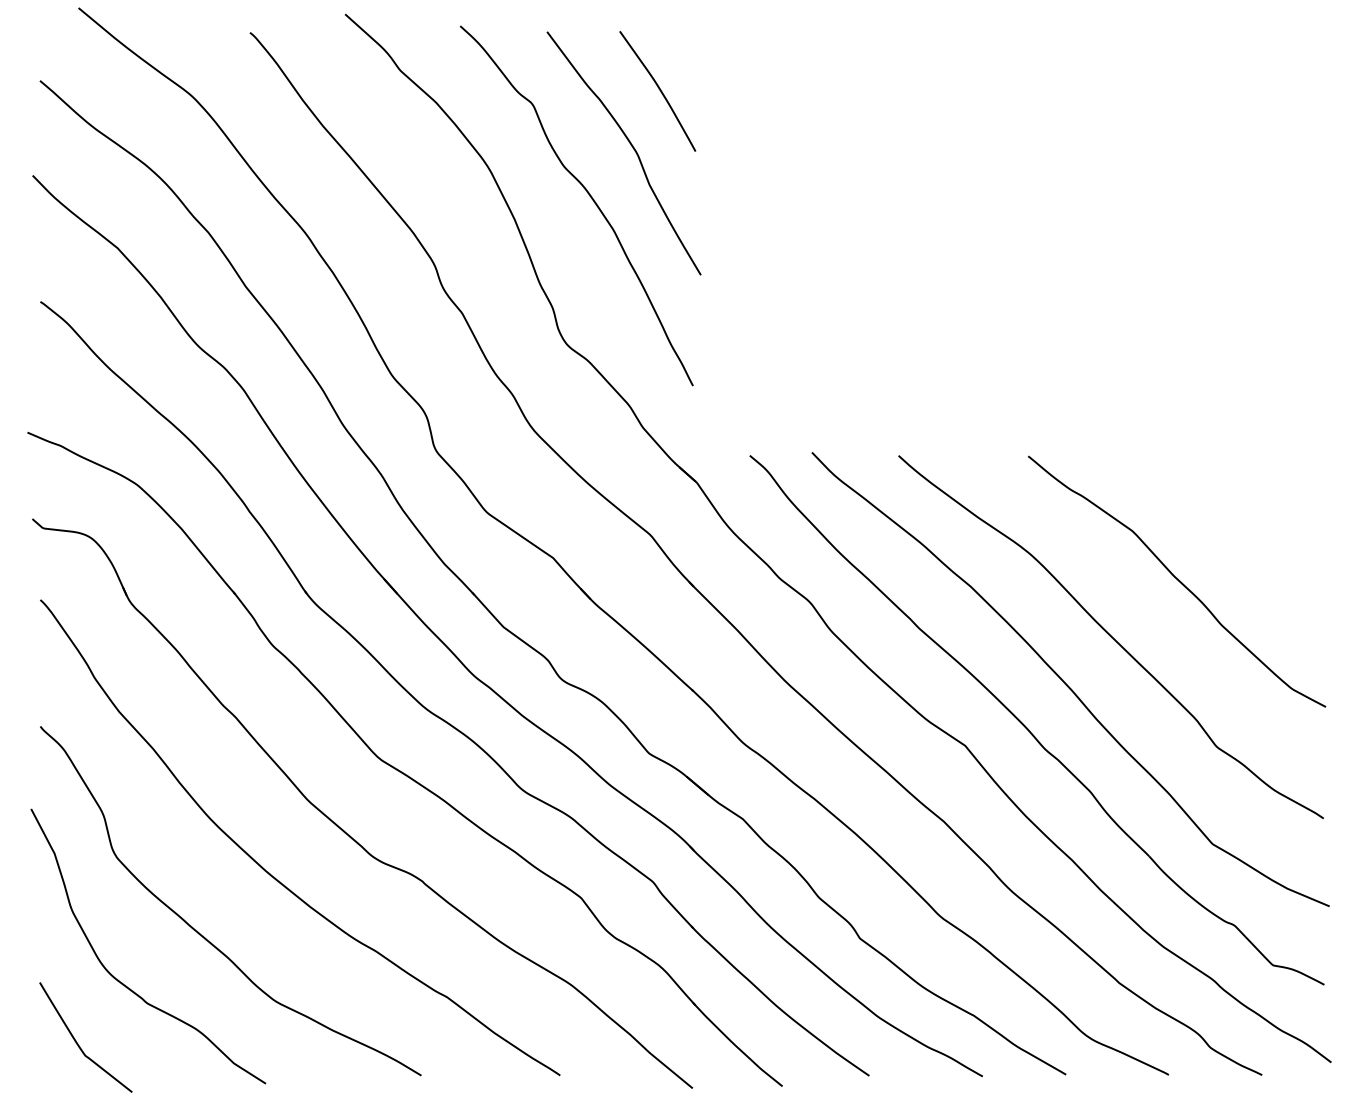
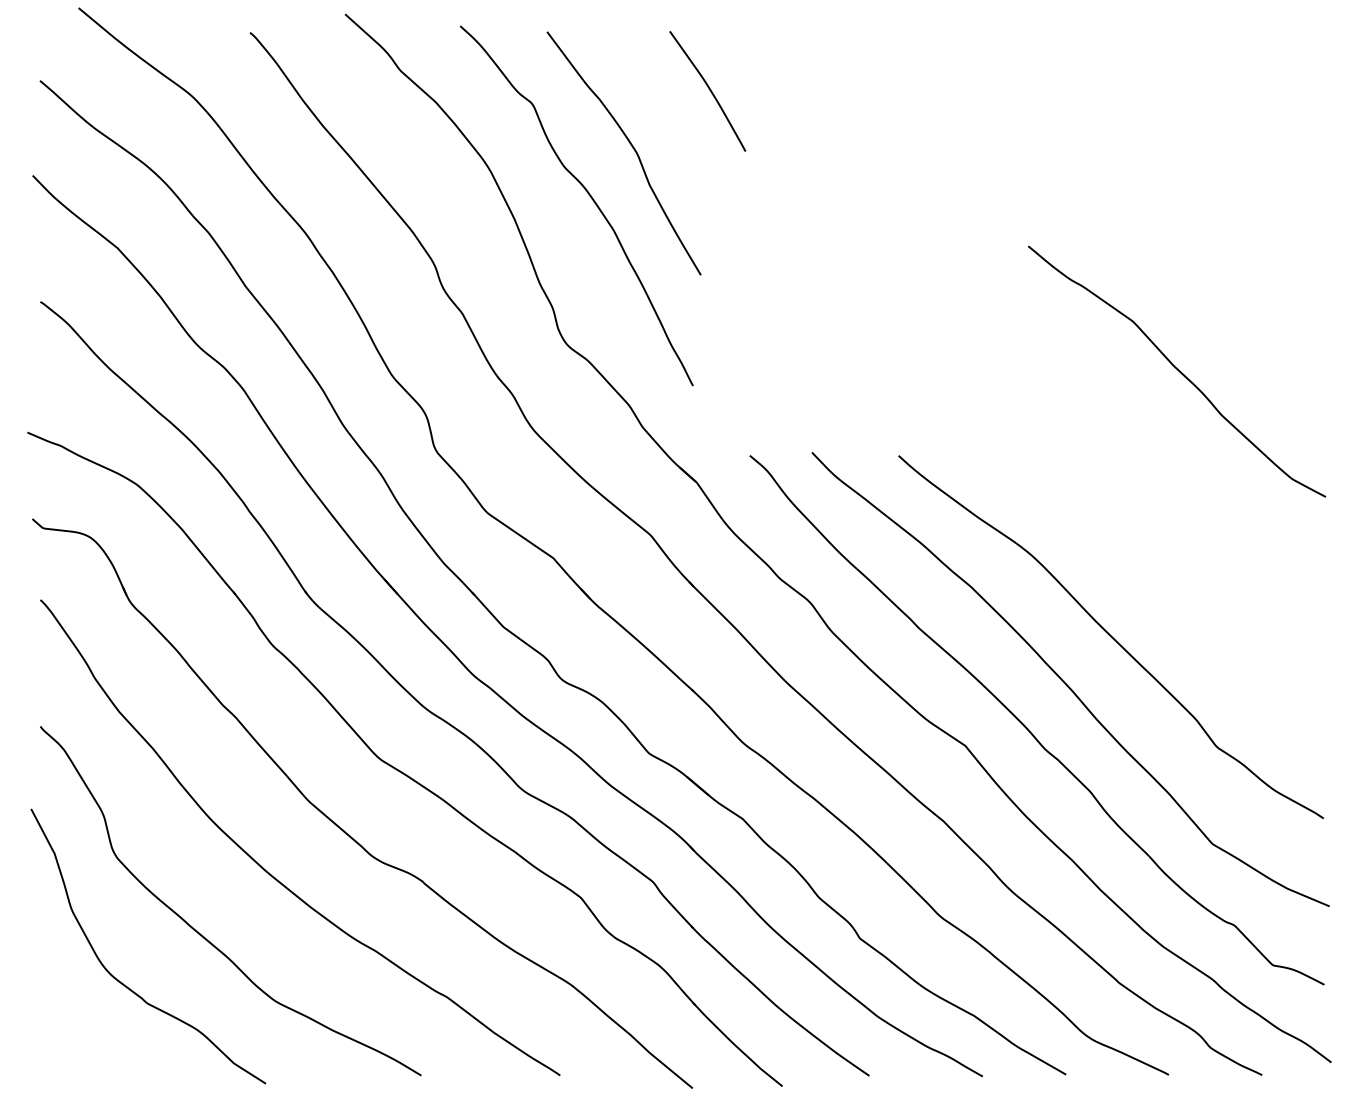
curve position: (658, 89) -> (708, 89) (708, 89)
curve position: (1177, 580) -> (1177, 370) (1177, 370)
curve: present -> none (78, 1043)
